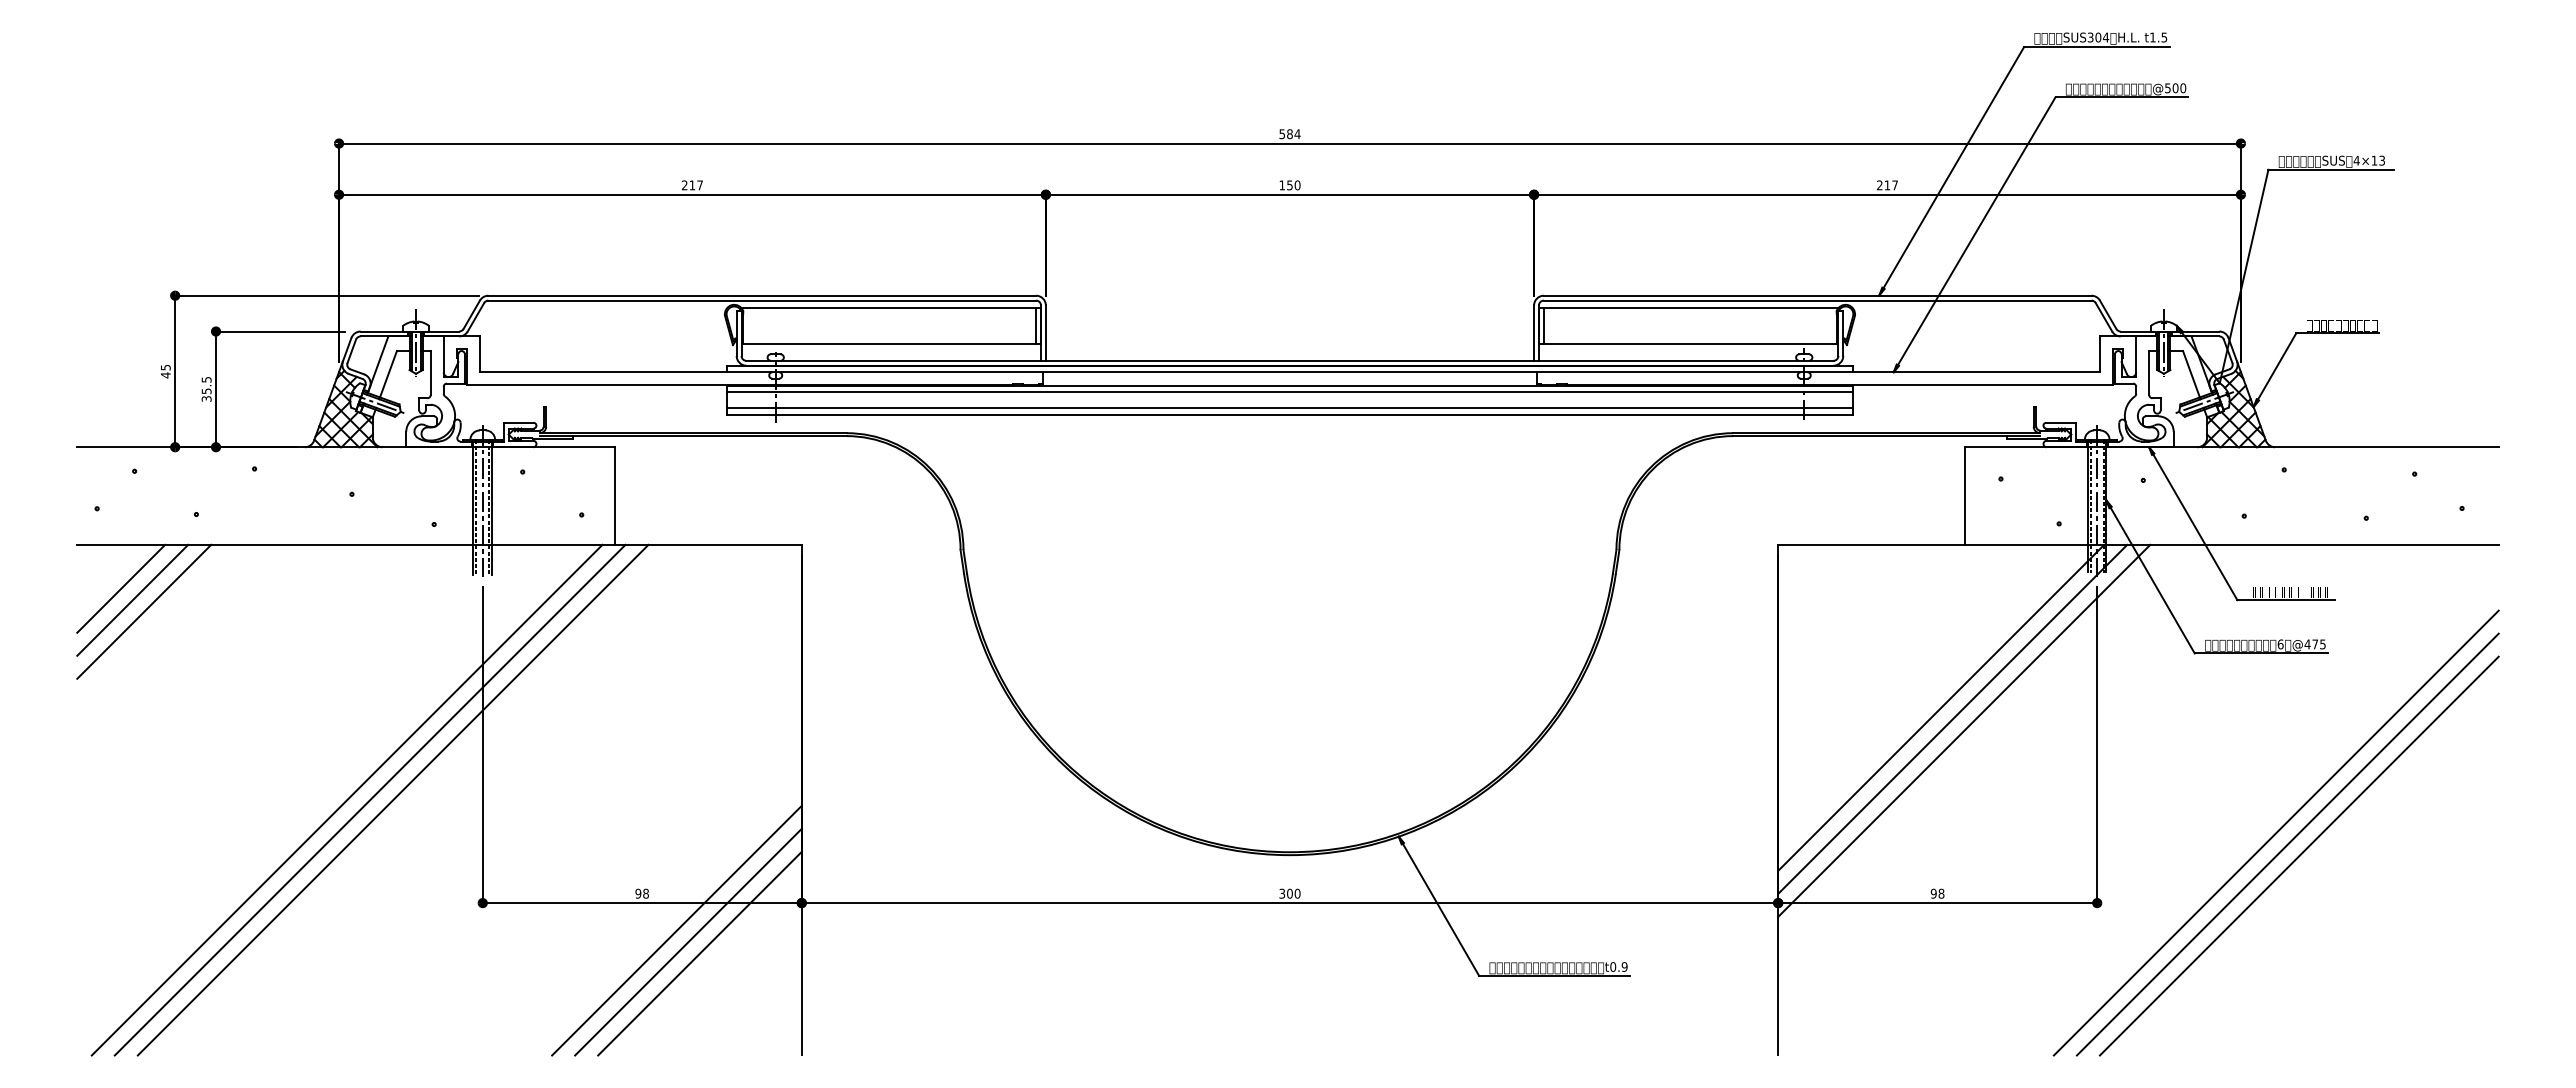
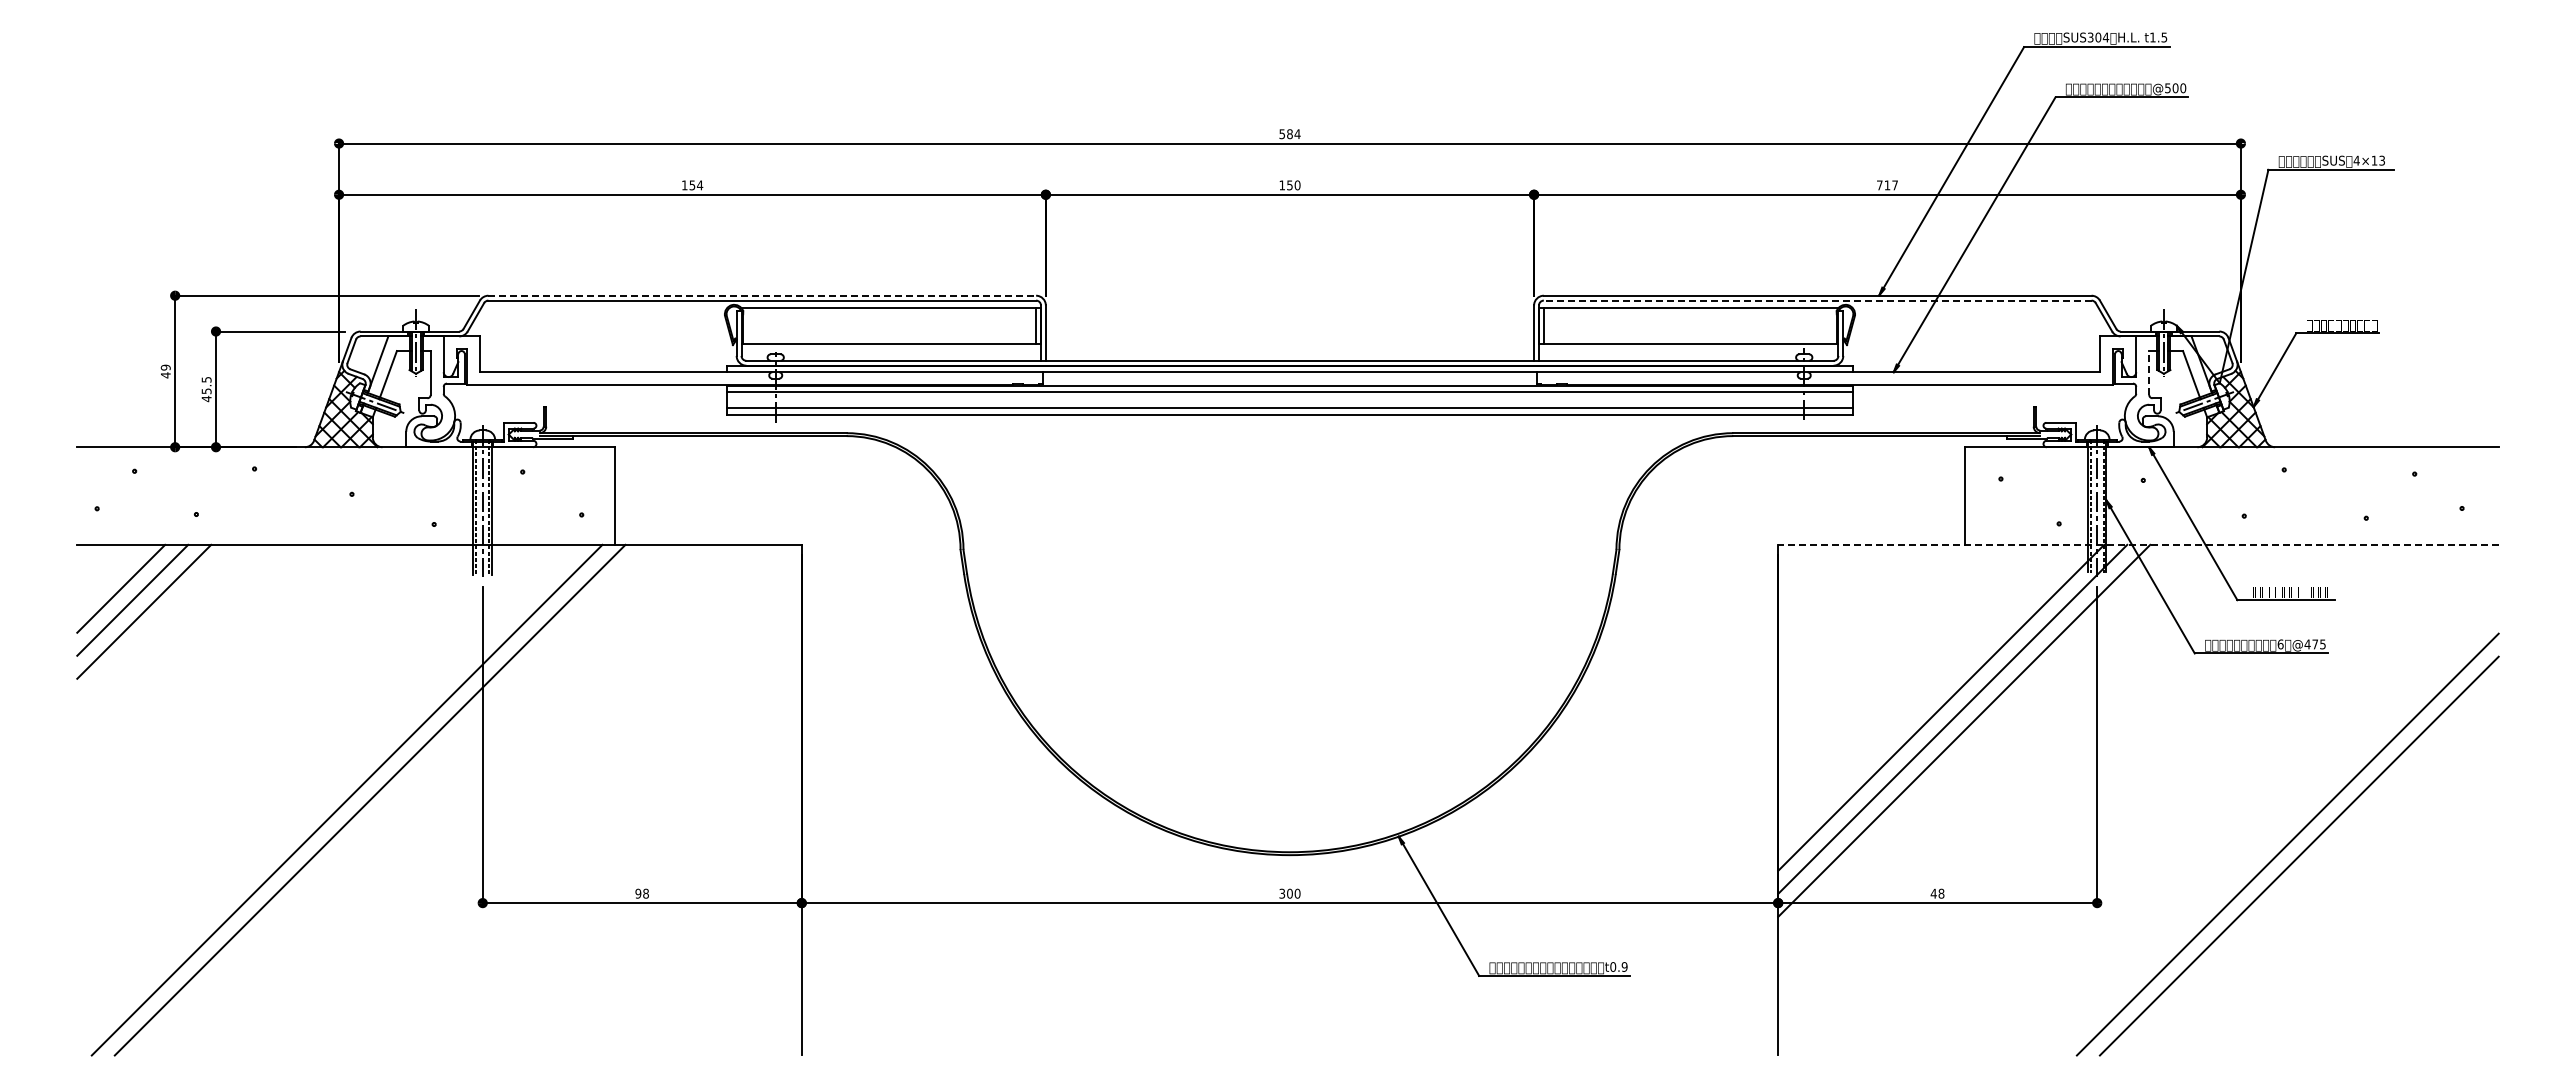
text: 217 -> 154 (692, 185)
text: 217 -> 717 (1879, 185)
line: solid -> dashed (762, 295)
line: solid -> dashed (1817, 300)
text: 45 -> 49 (165, 367)
line: solid -> dashed (2149, 373)
text: 35.5 -> 45.5 (206, 398)
line: solid -> dashed (2137, 544)
line: present -> none (392, 799)
line: present -> none (2275, 832)
text: 98 -> 48 (1933, 893)
line: present -> none (676, 930)
line: present -> none (688, 941)
line: present -> none (699, 953)
